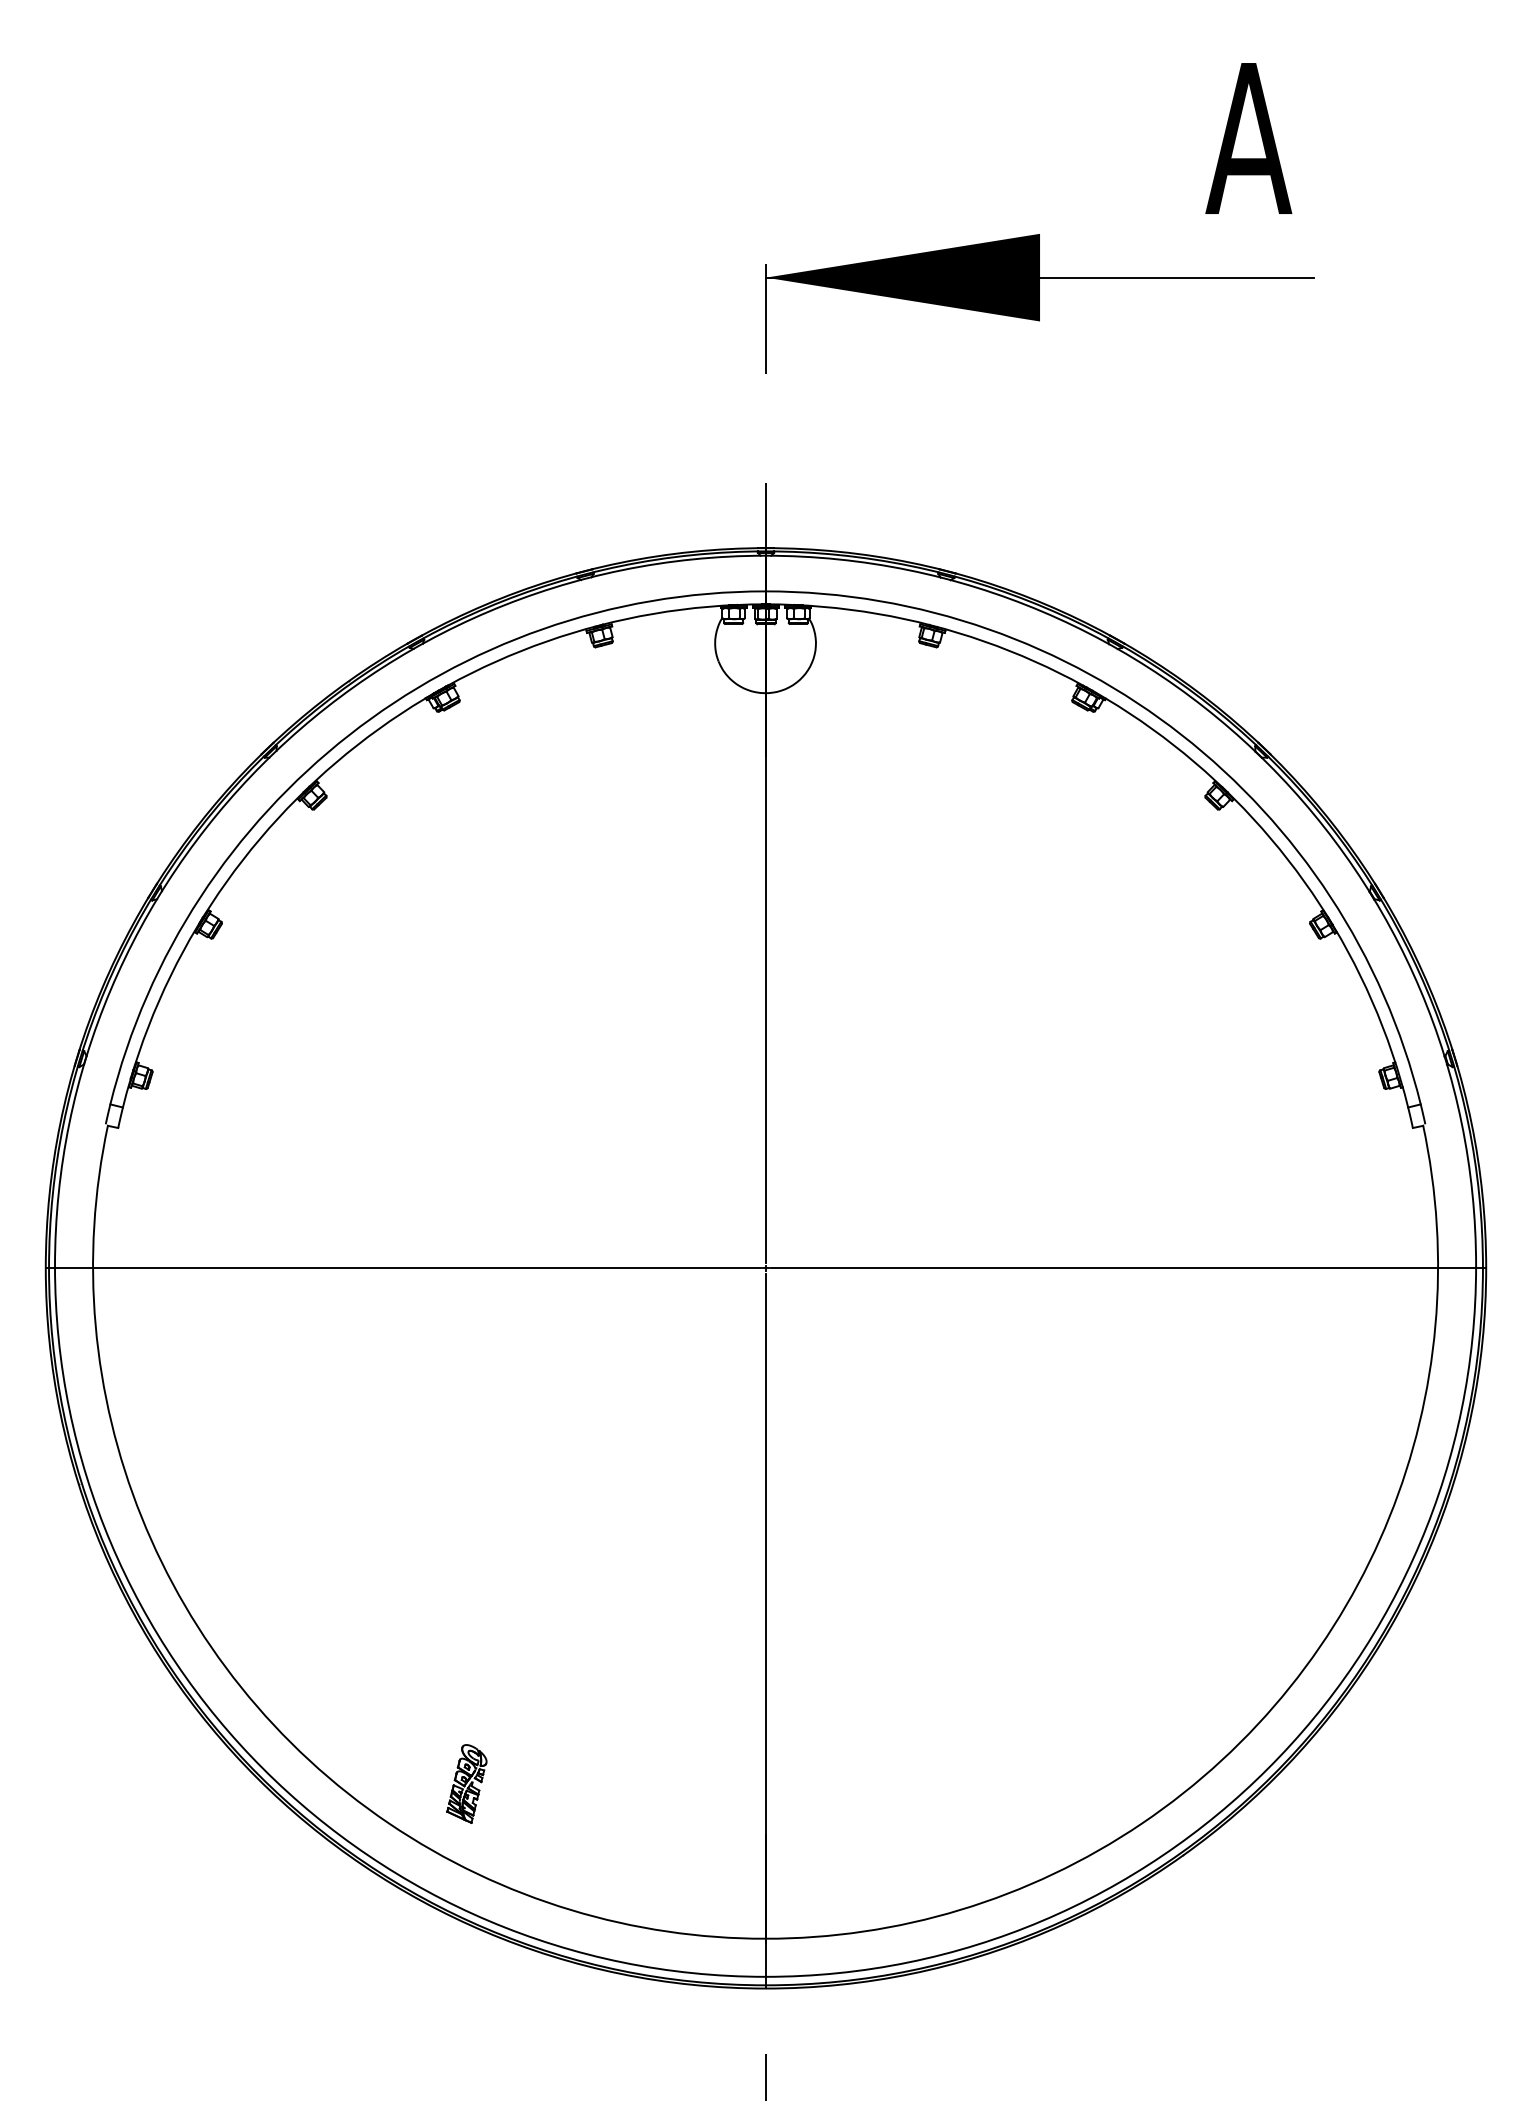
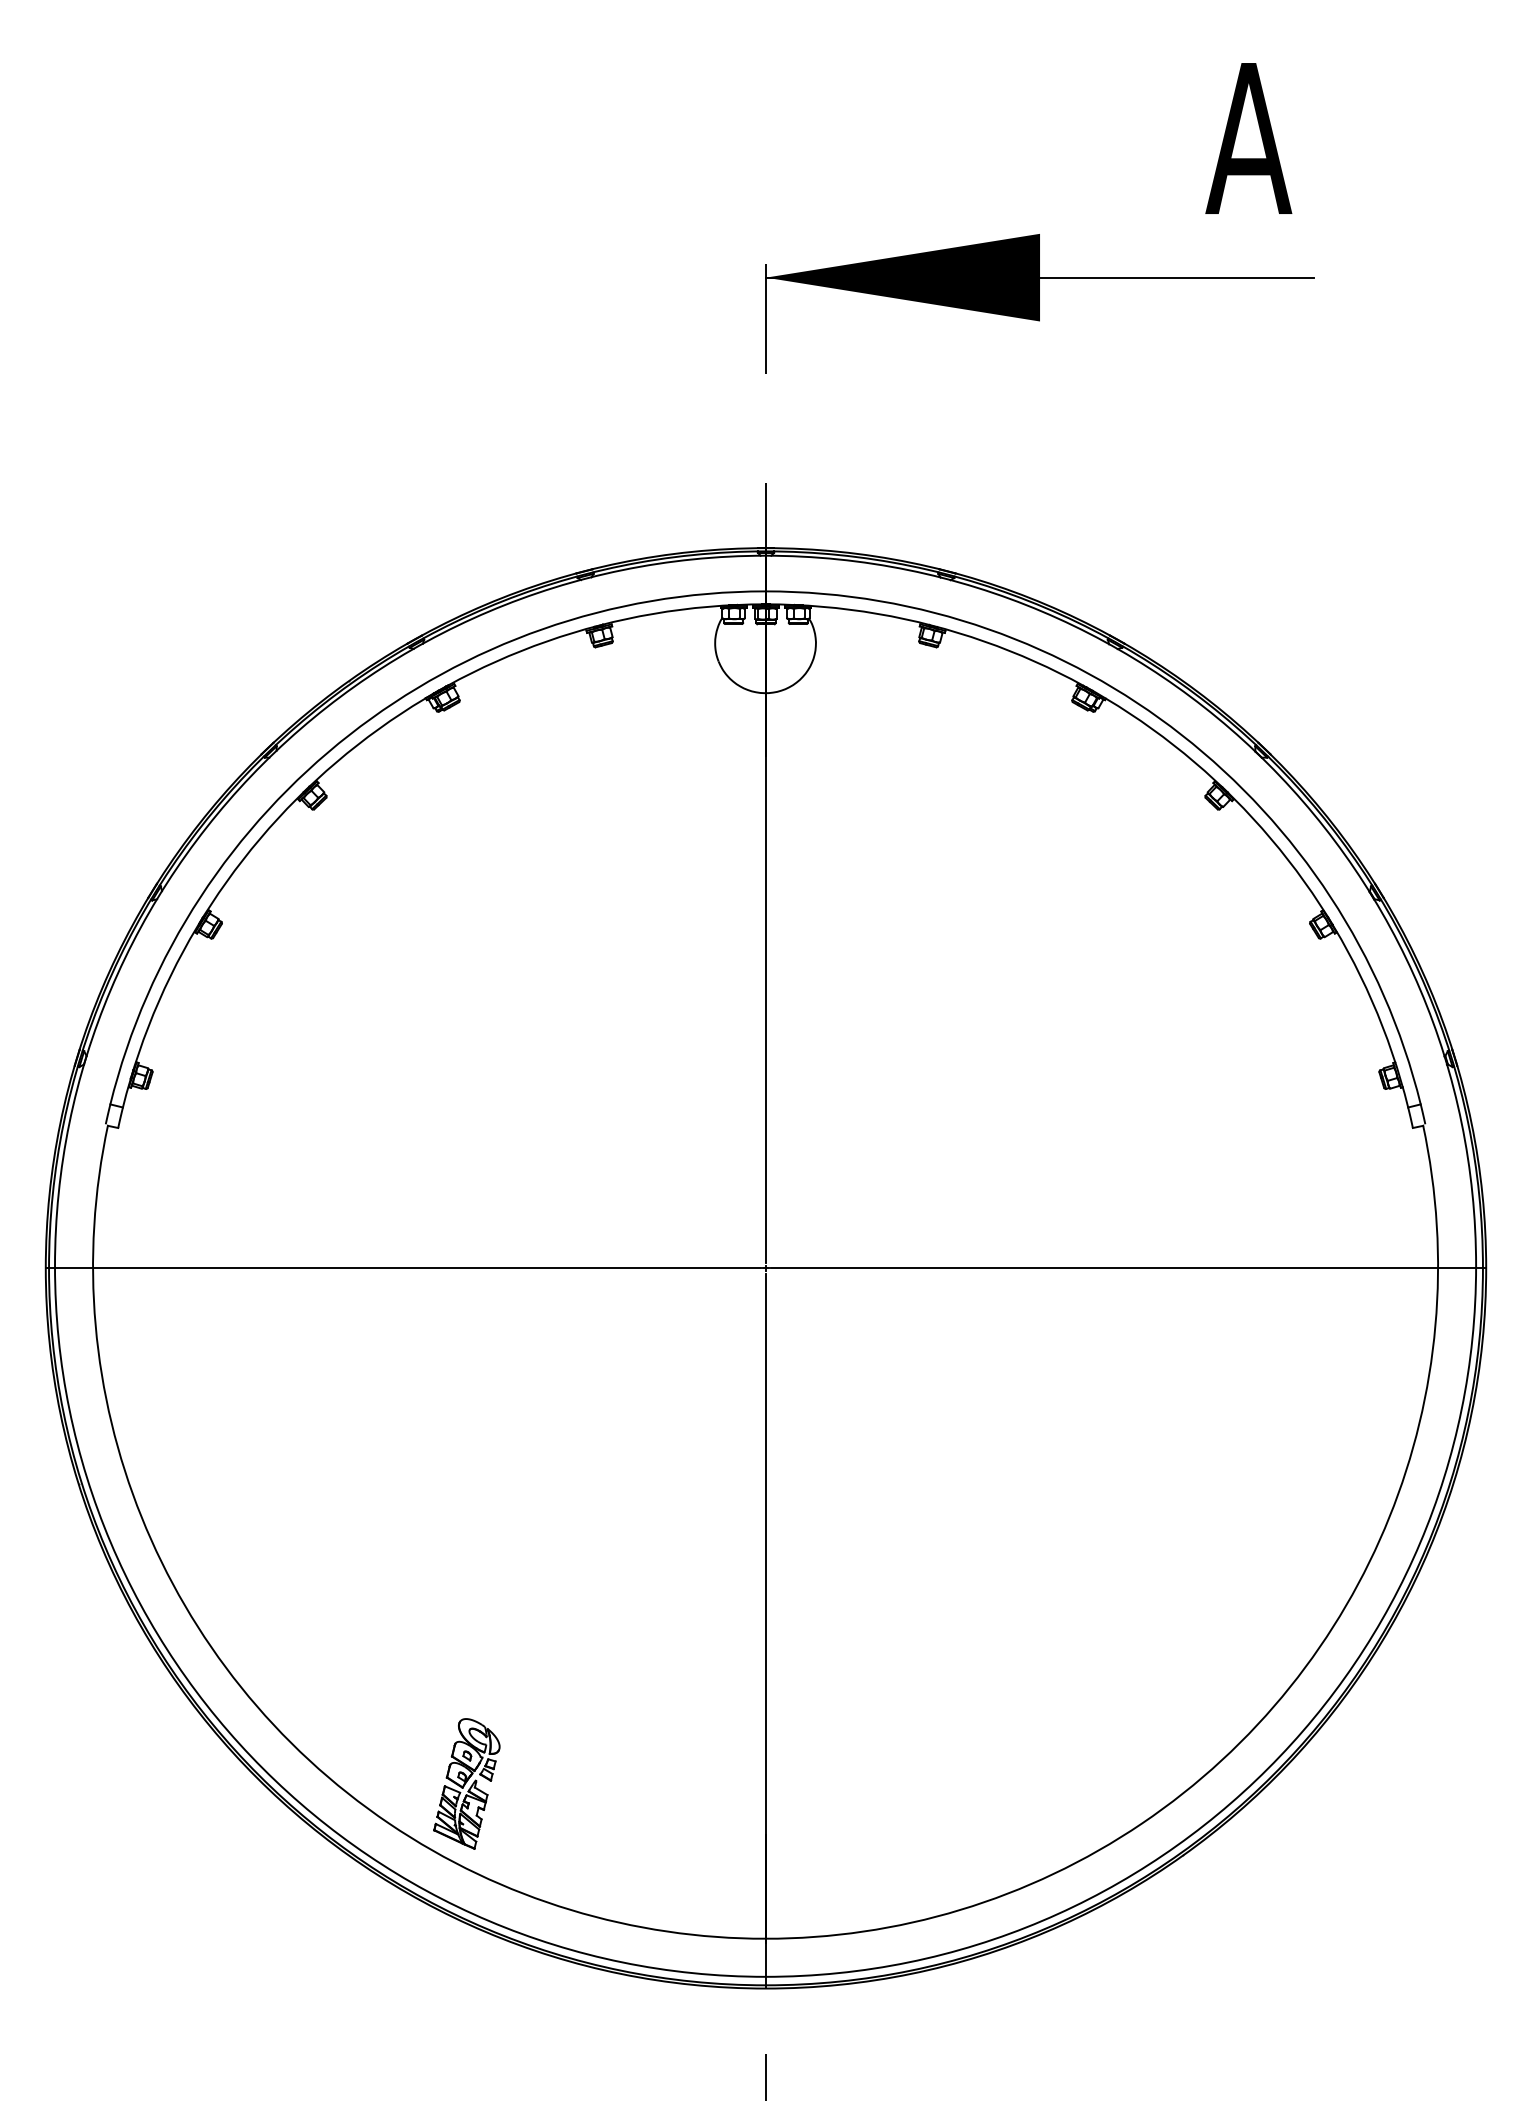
part size: 42x80 px -> 68x132 px (466, 1783)
